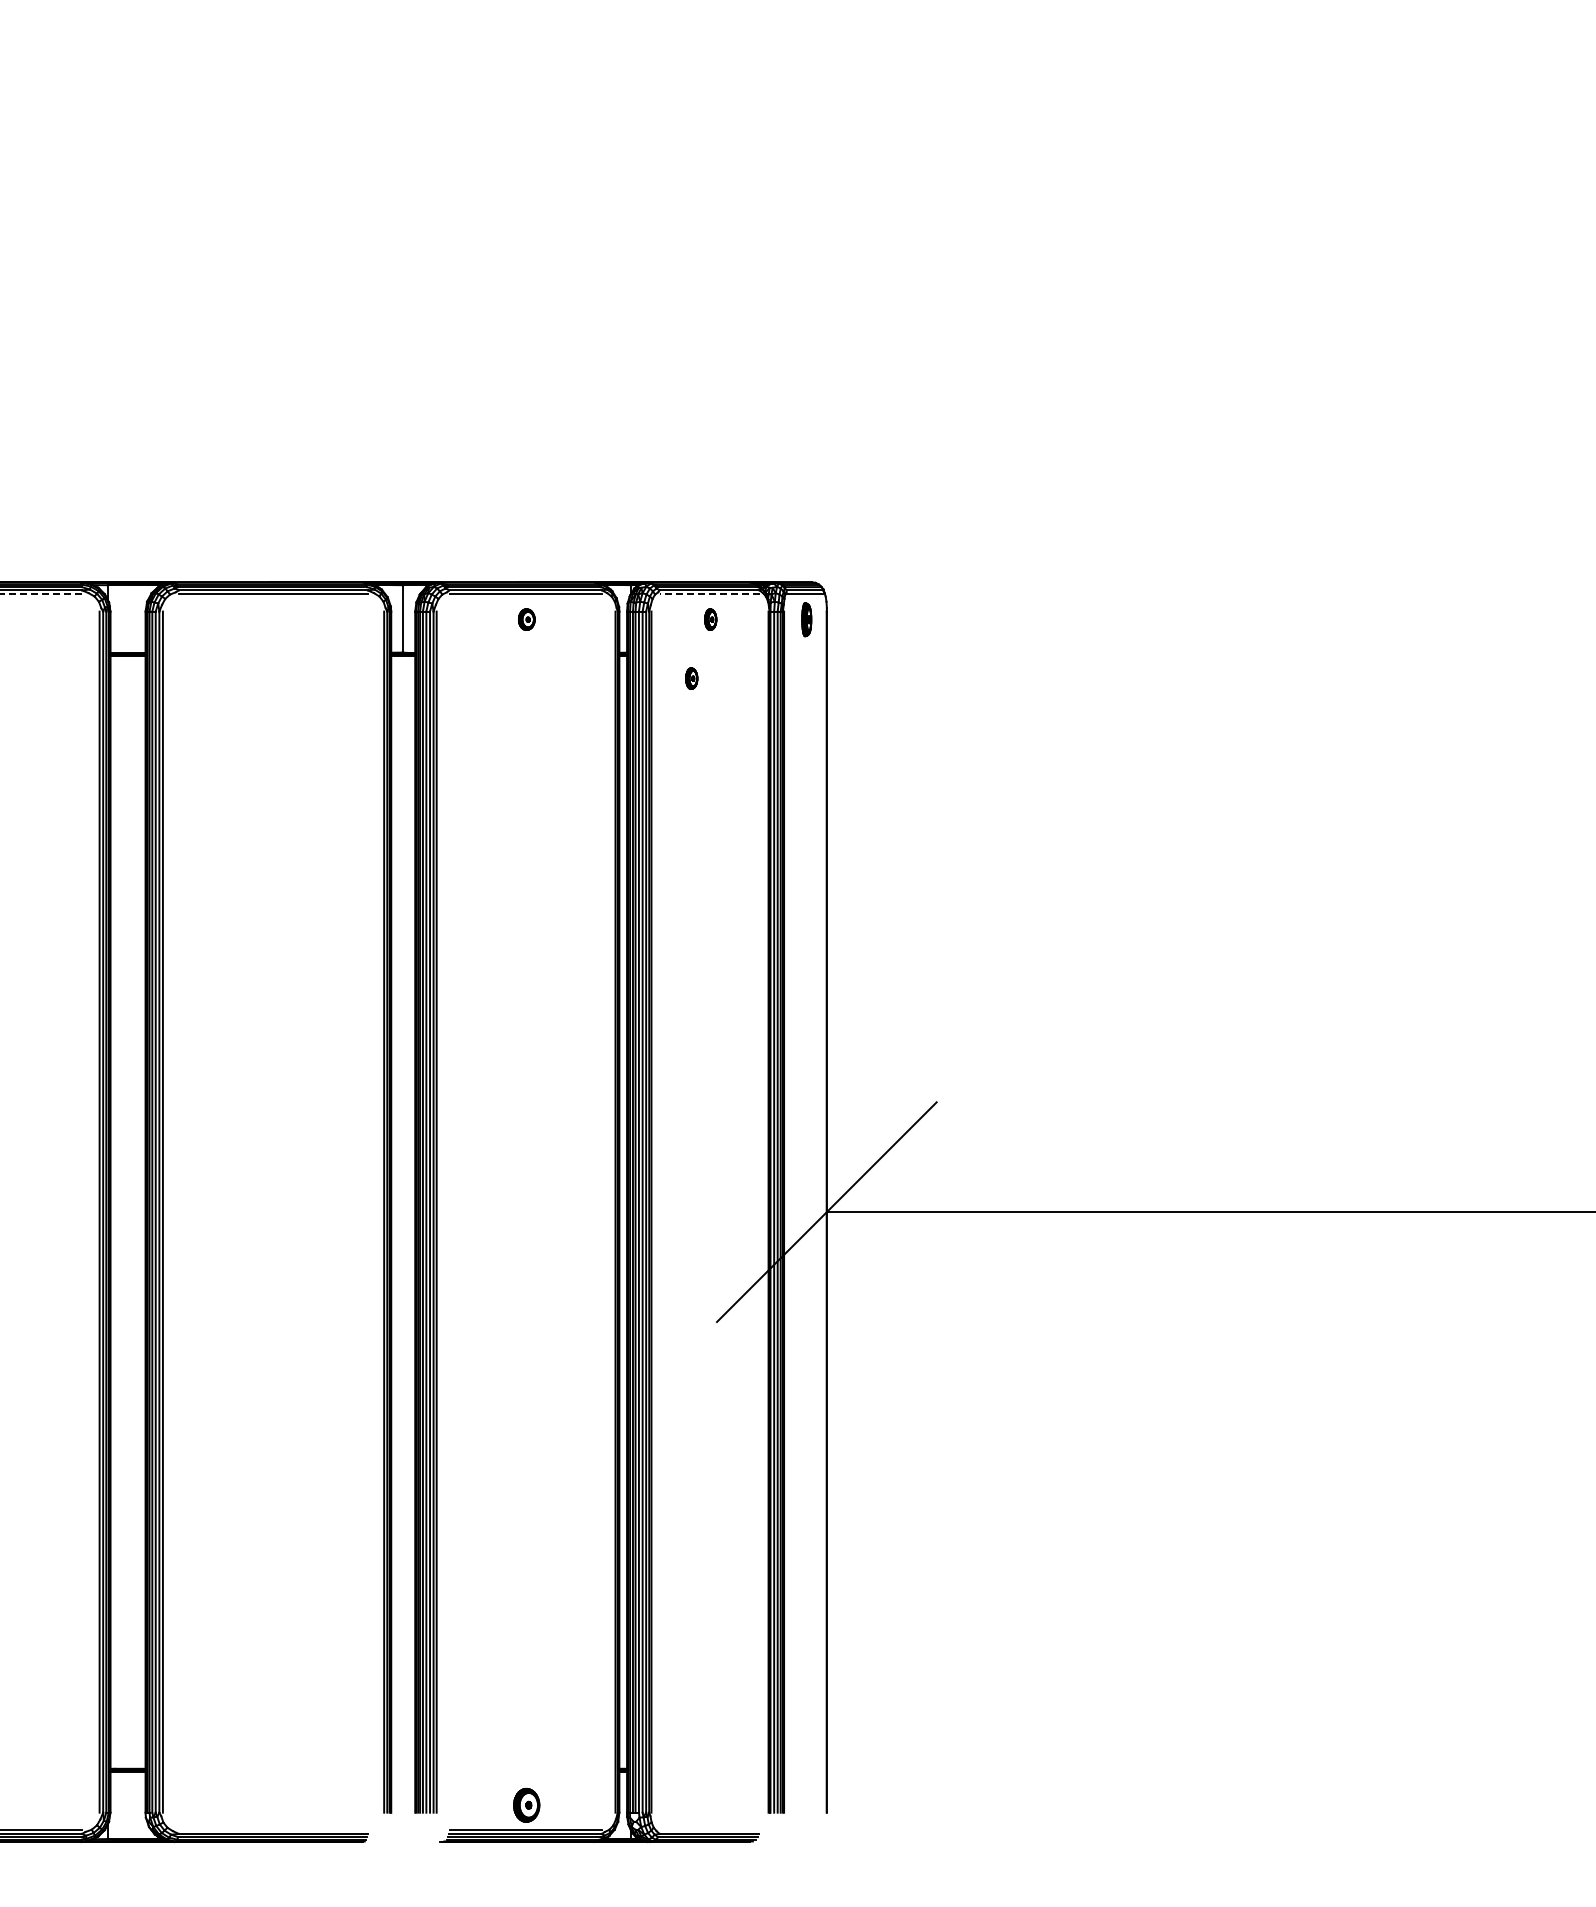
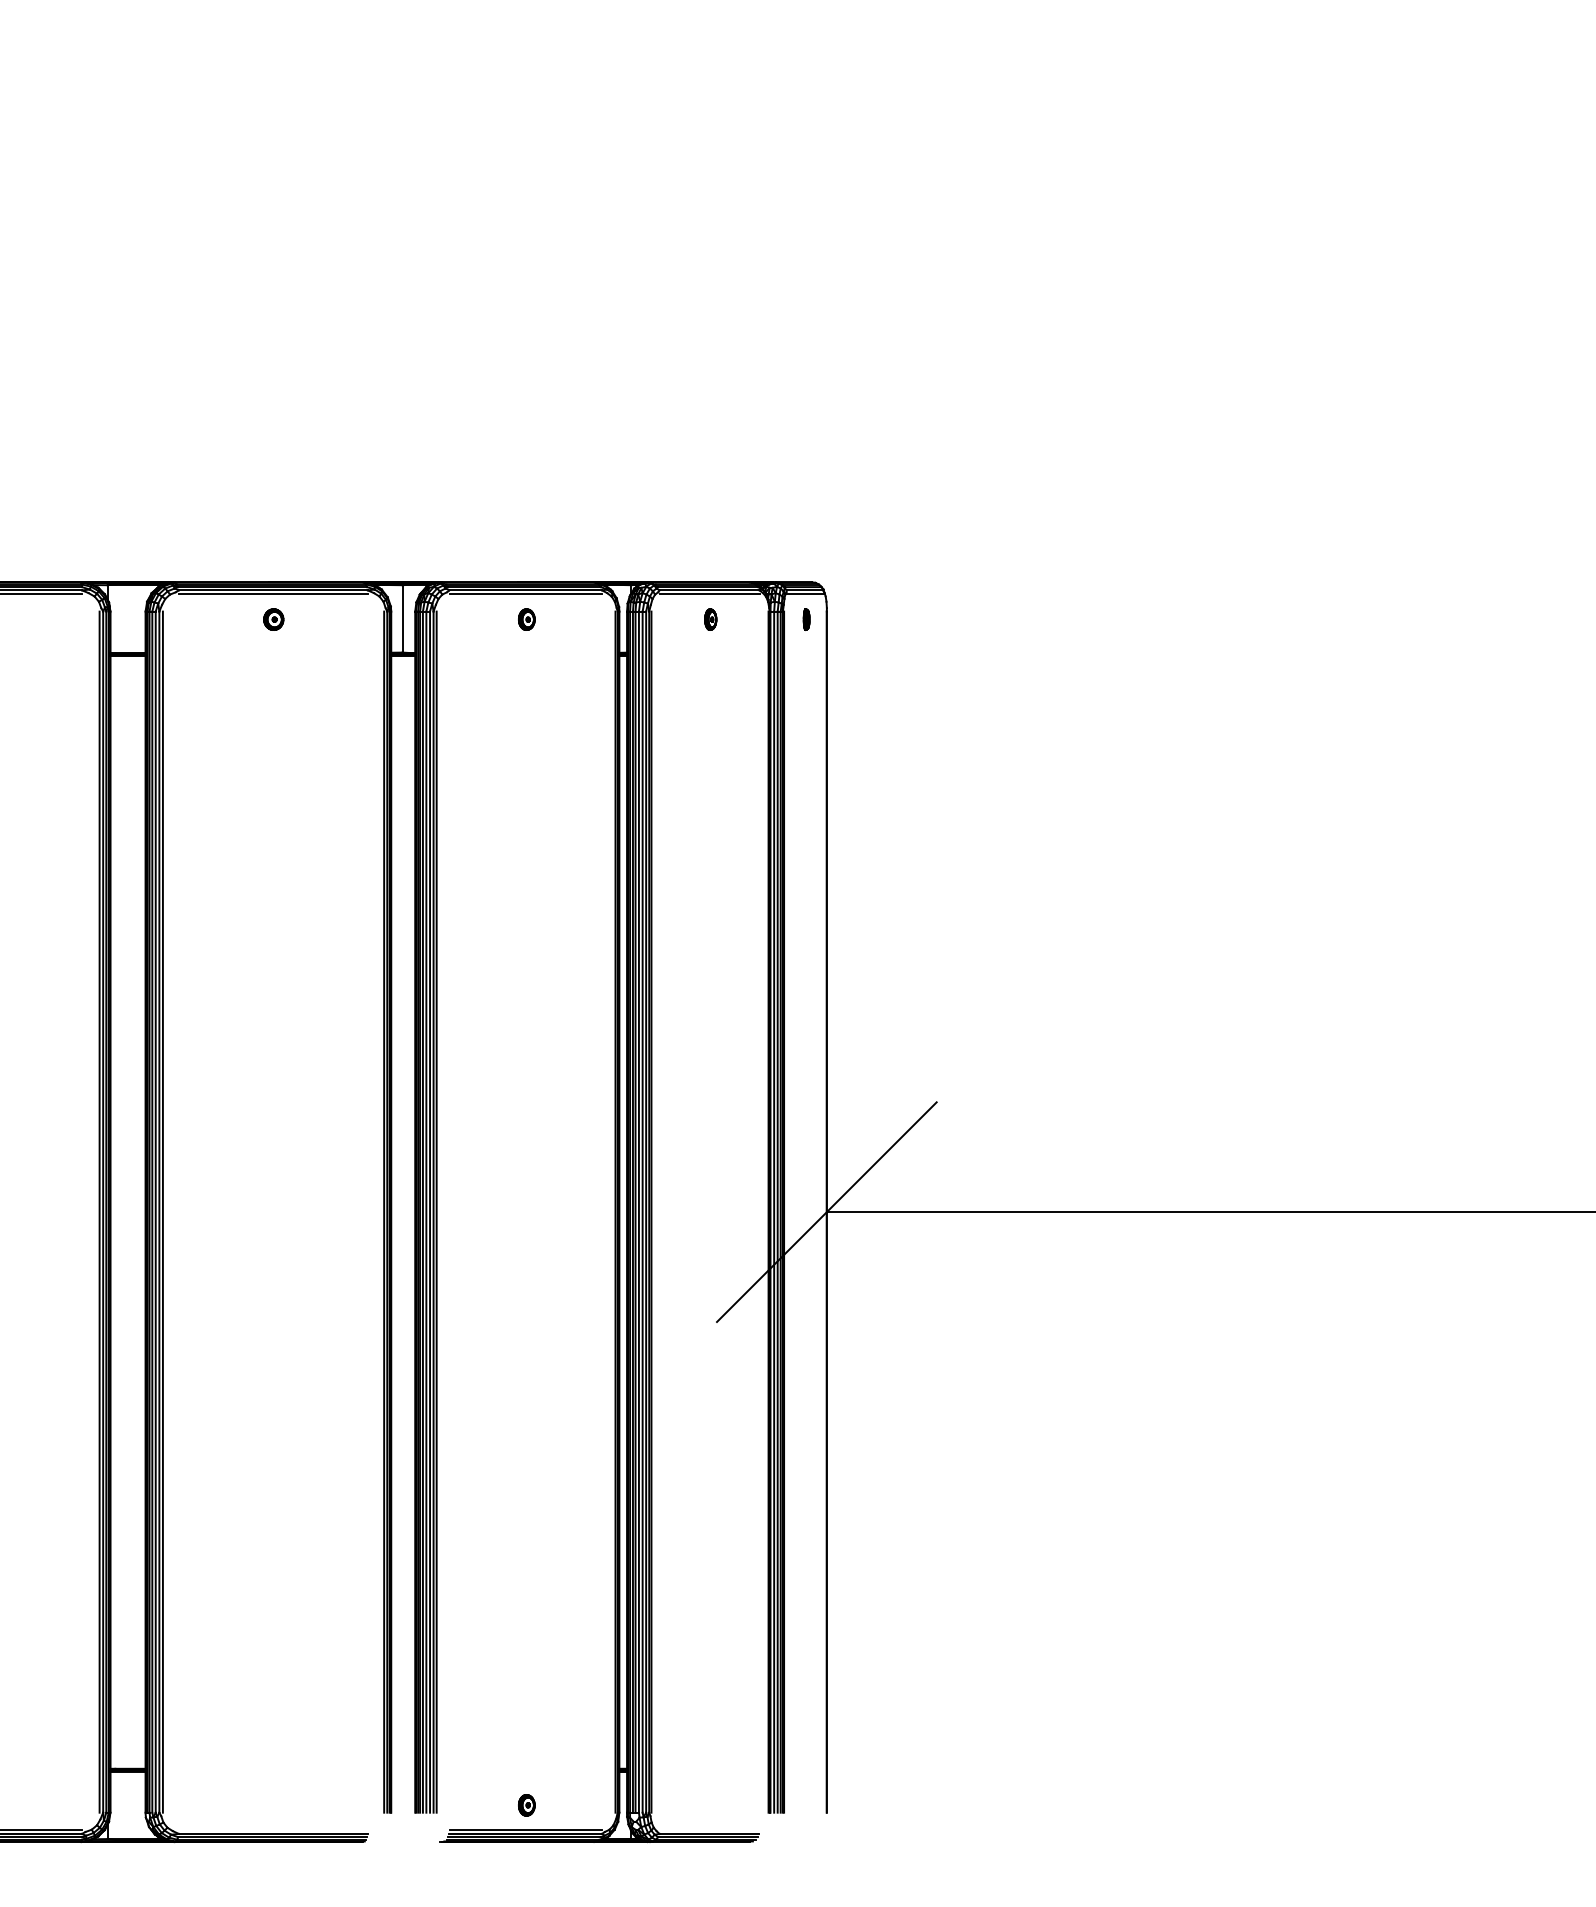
line: dashed -> solid (41, 594)
line: dashed -> solid (710, 594)
part: none -> present (273, 619)
part size: 12x36 px -> 9x23 px (806, 619)
part: present -> none (691, 678)
part size: 28x36 px -> 18x23 px (526, 1805)
